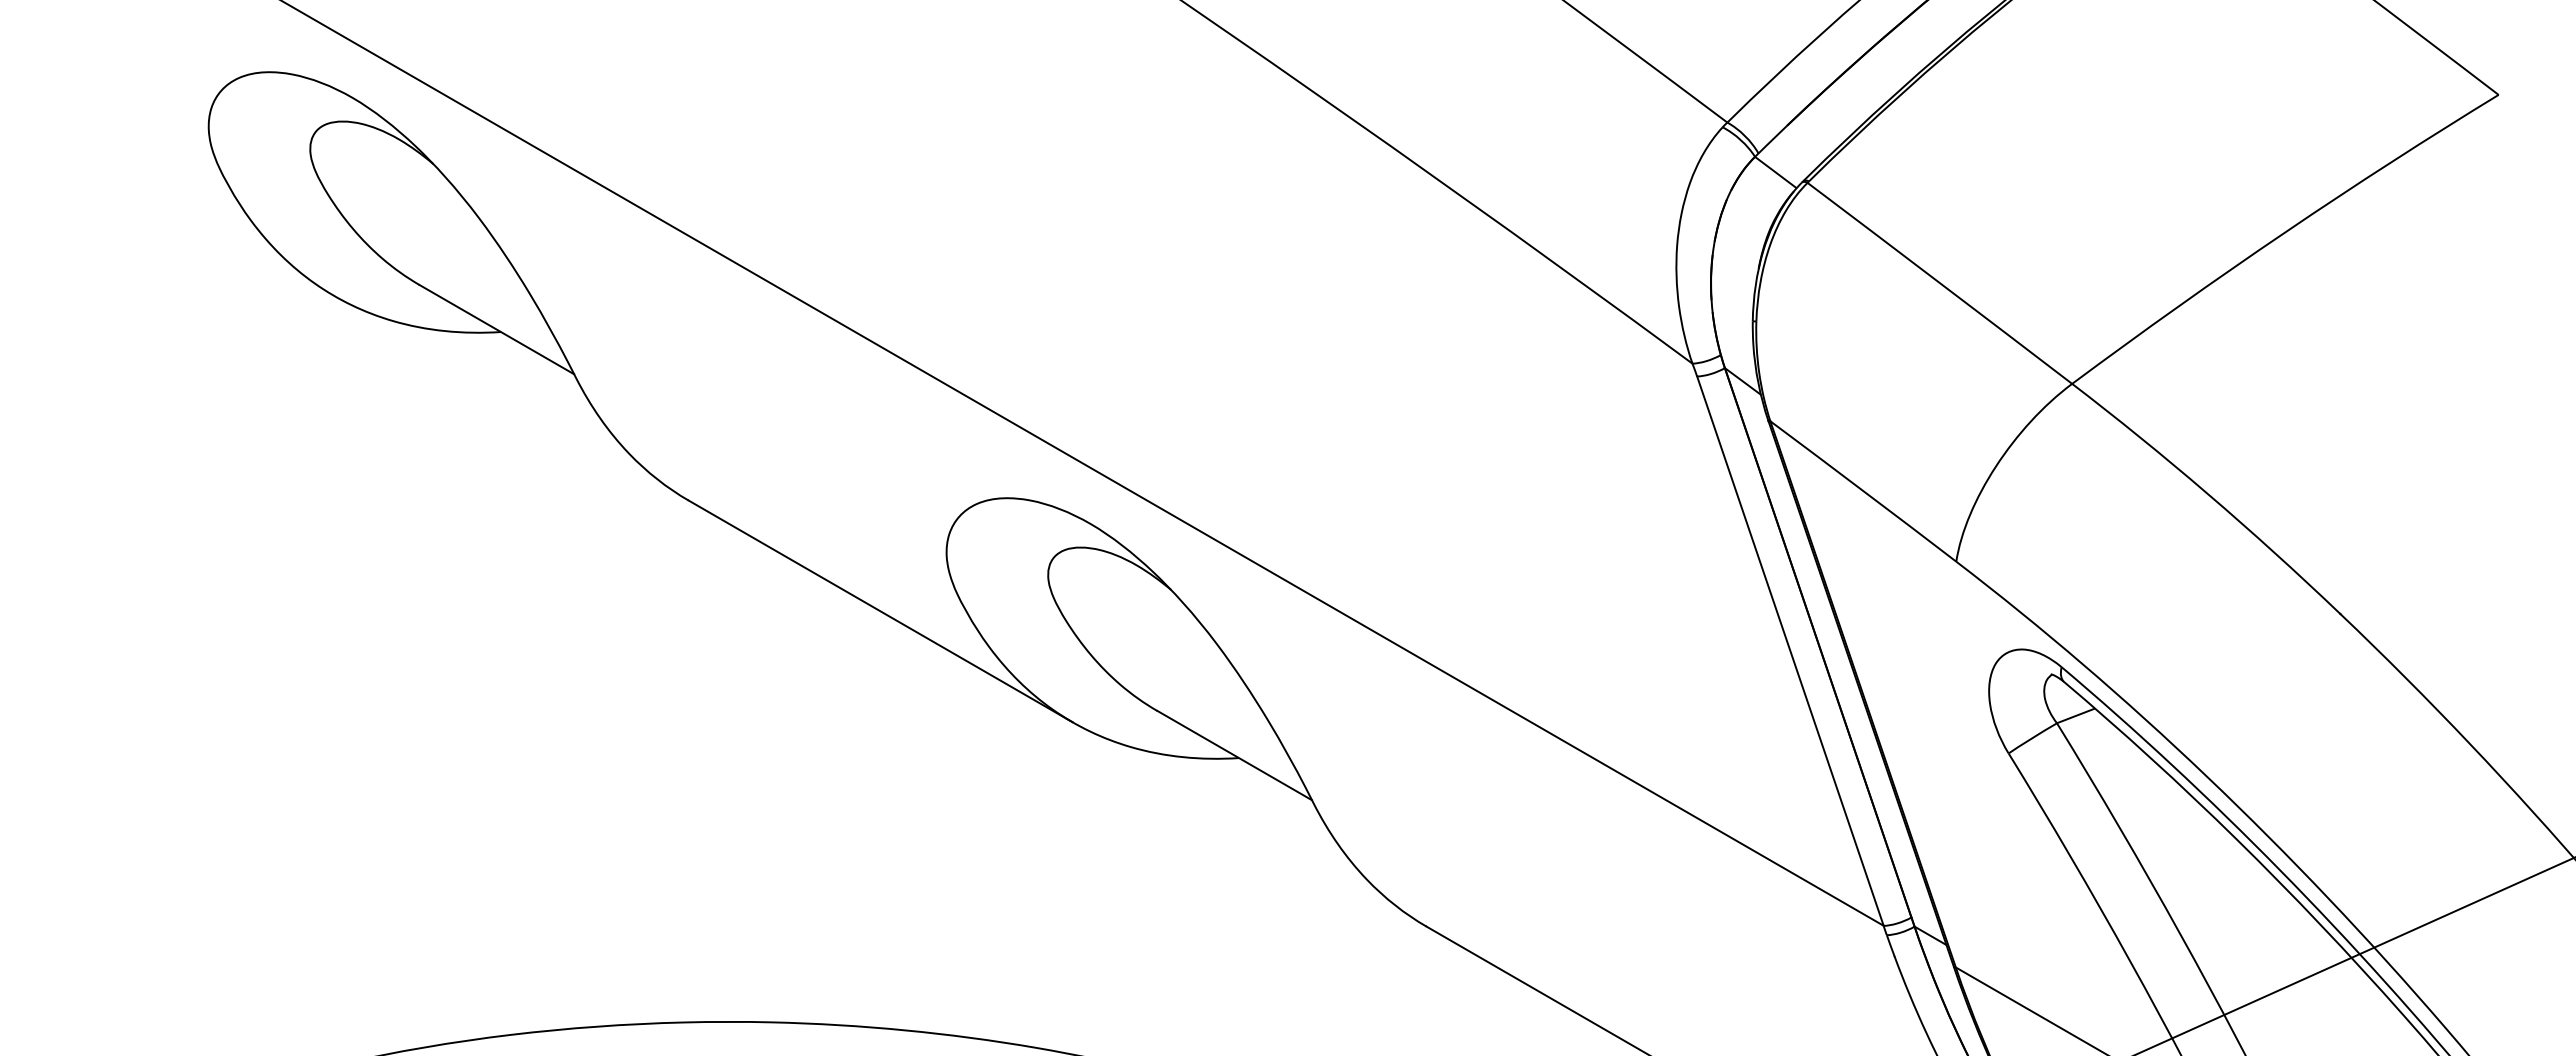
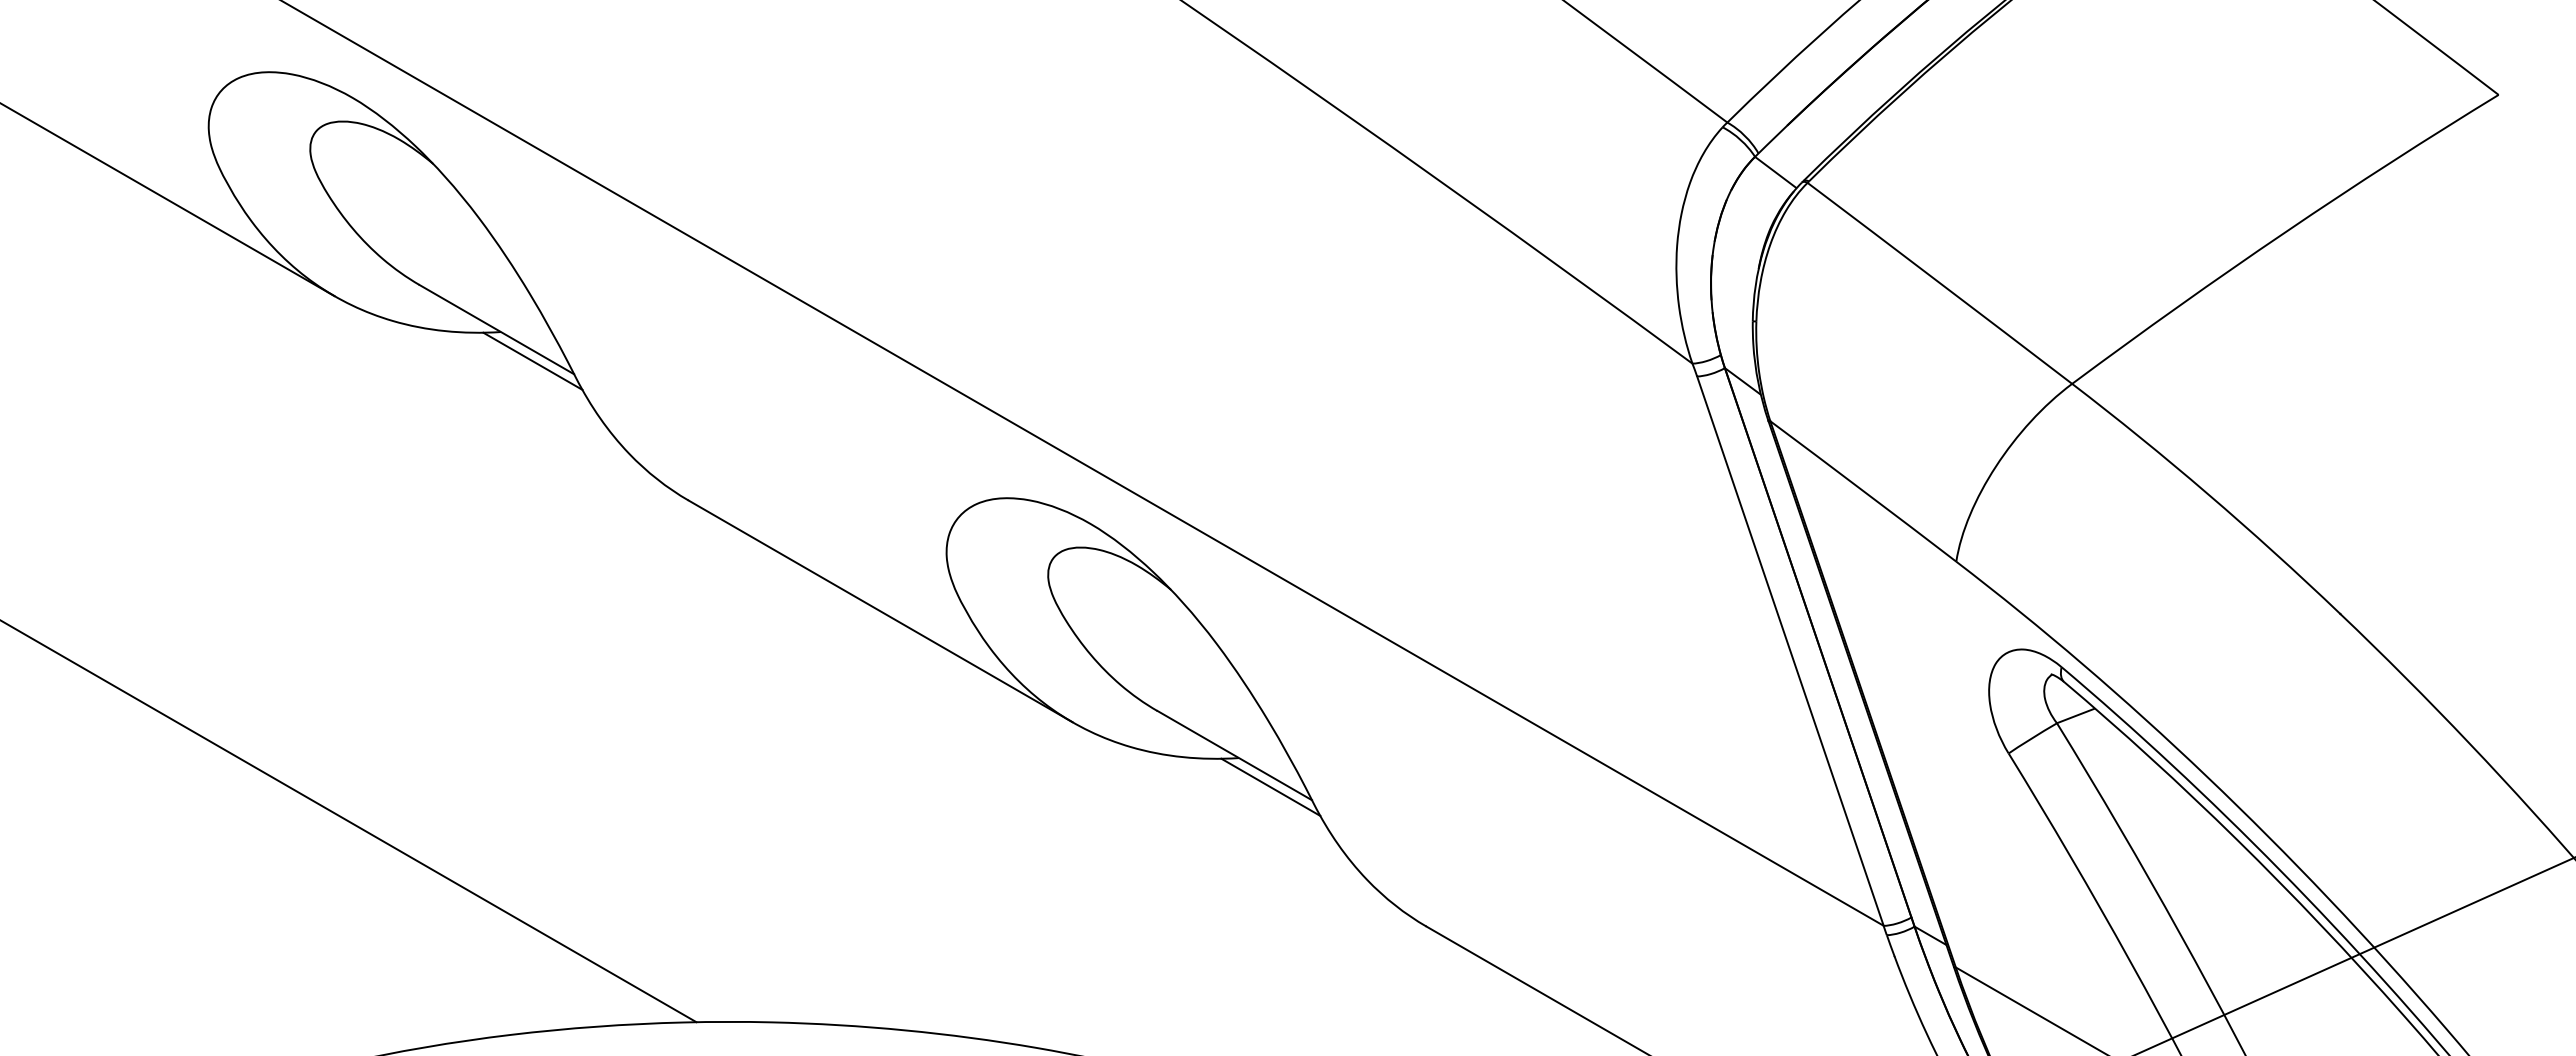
line: none -> present (168, 200)
line: none -> present (532, 360)
line: none -> present (1270, 786)
line: none -> present (349, 821)
